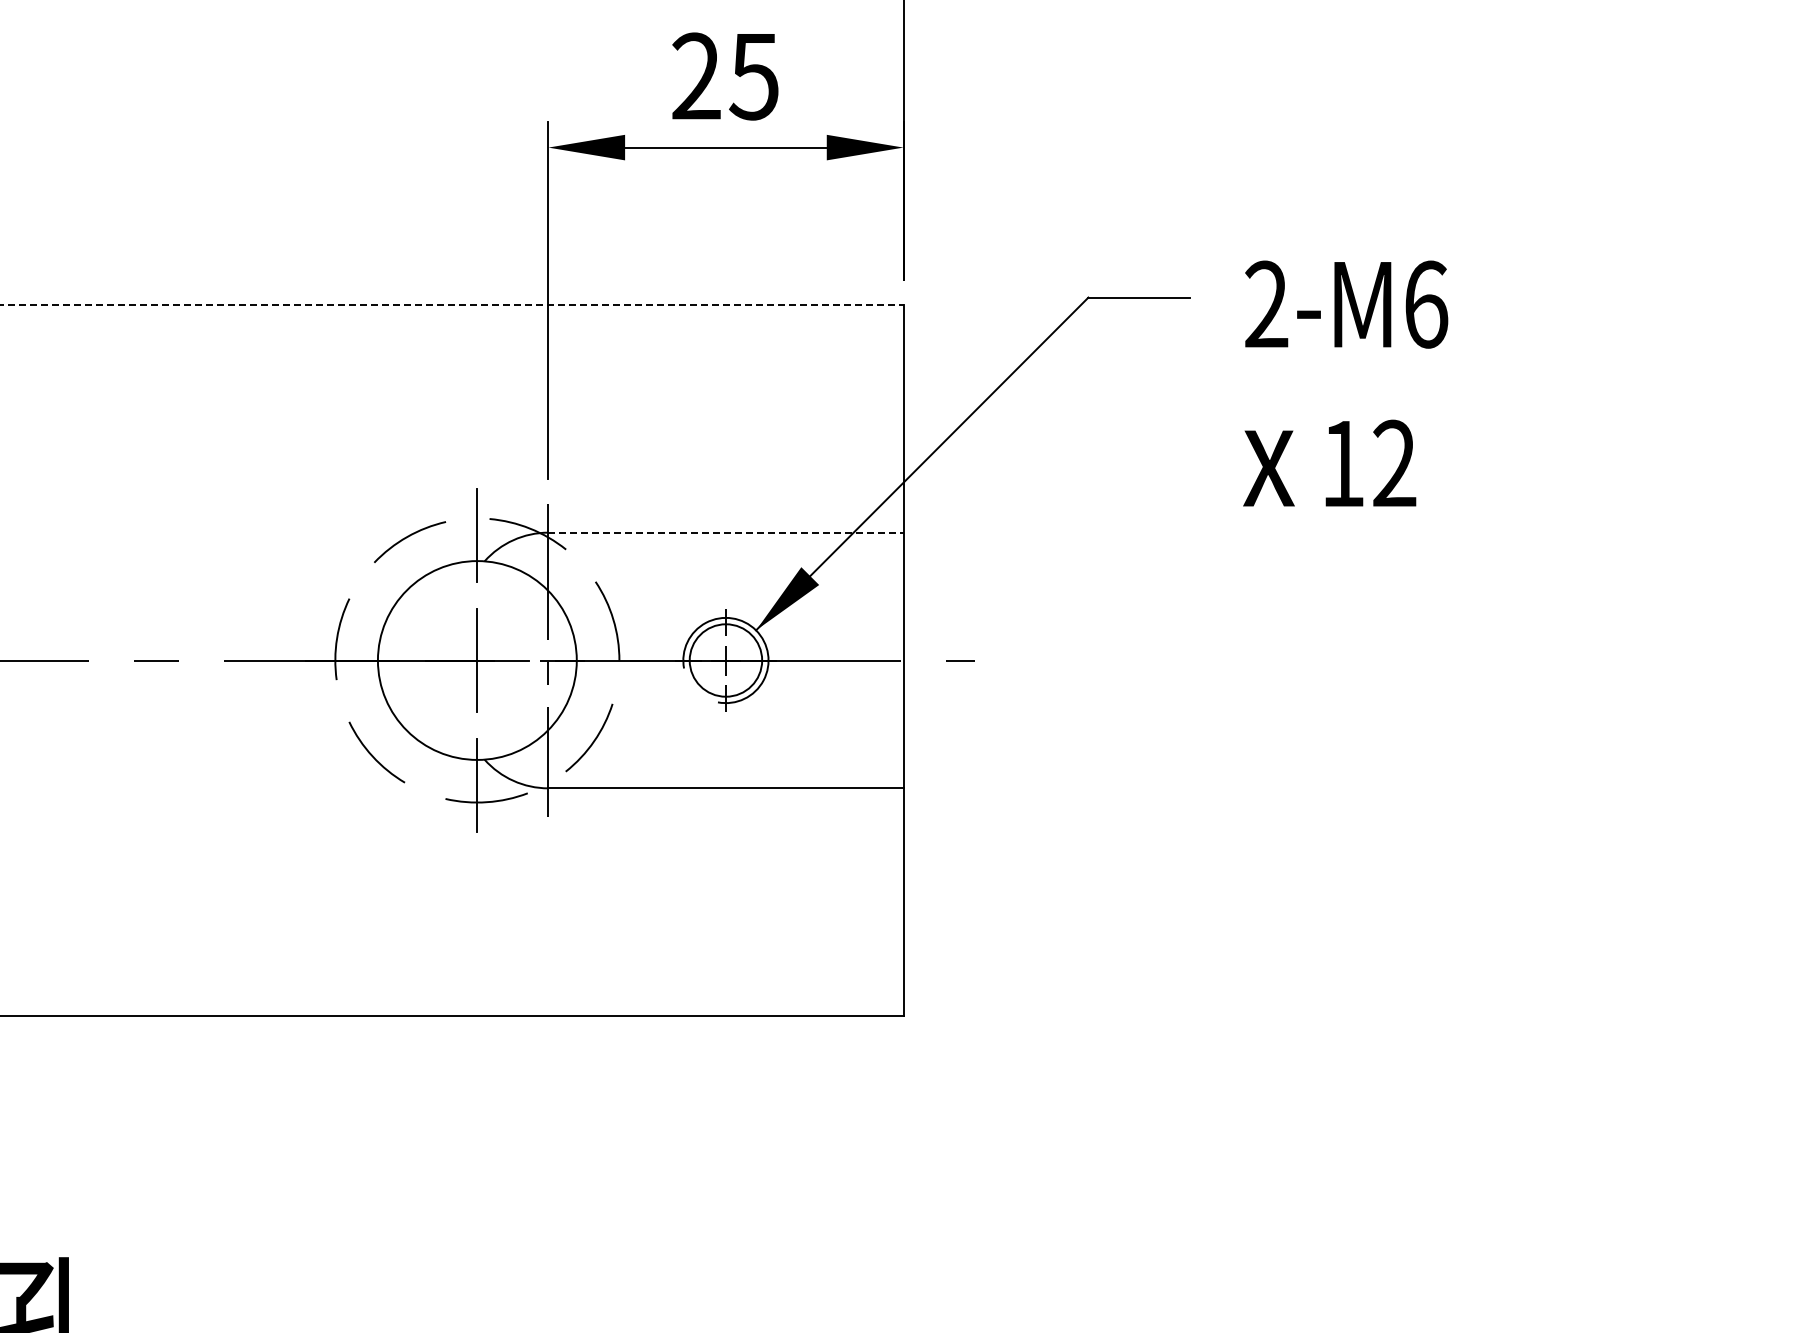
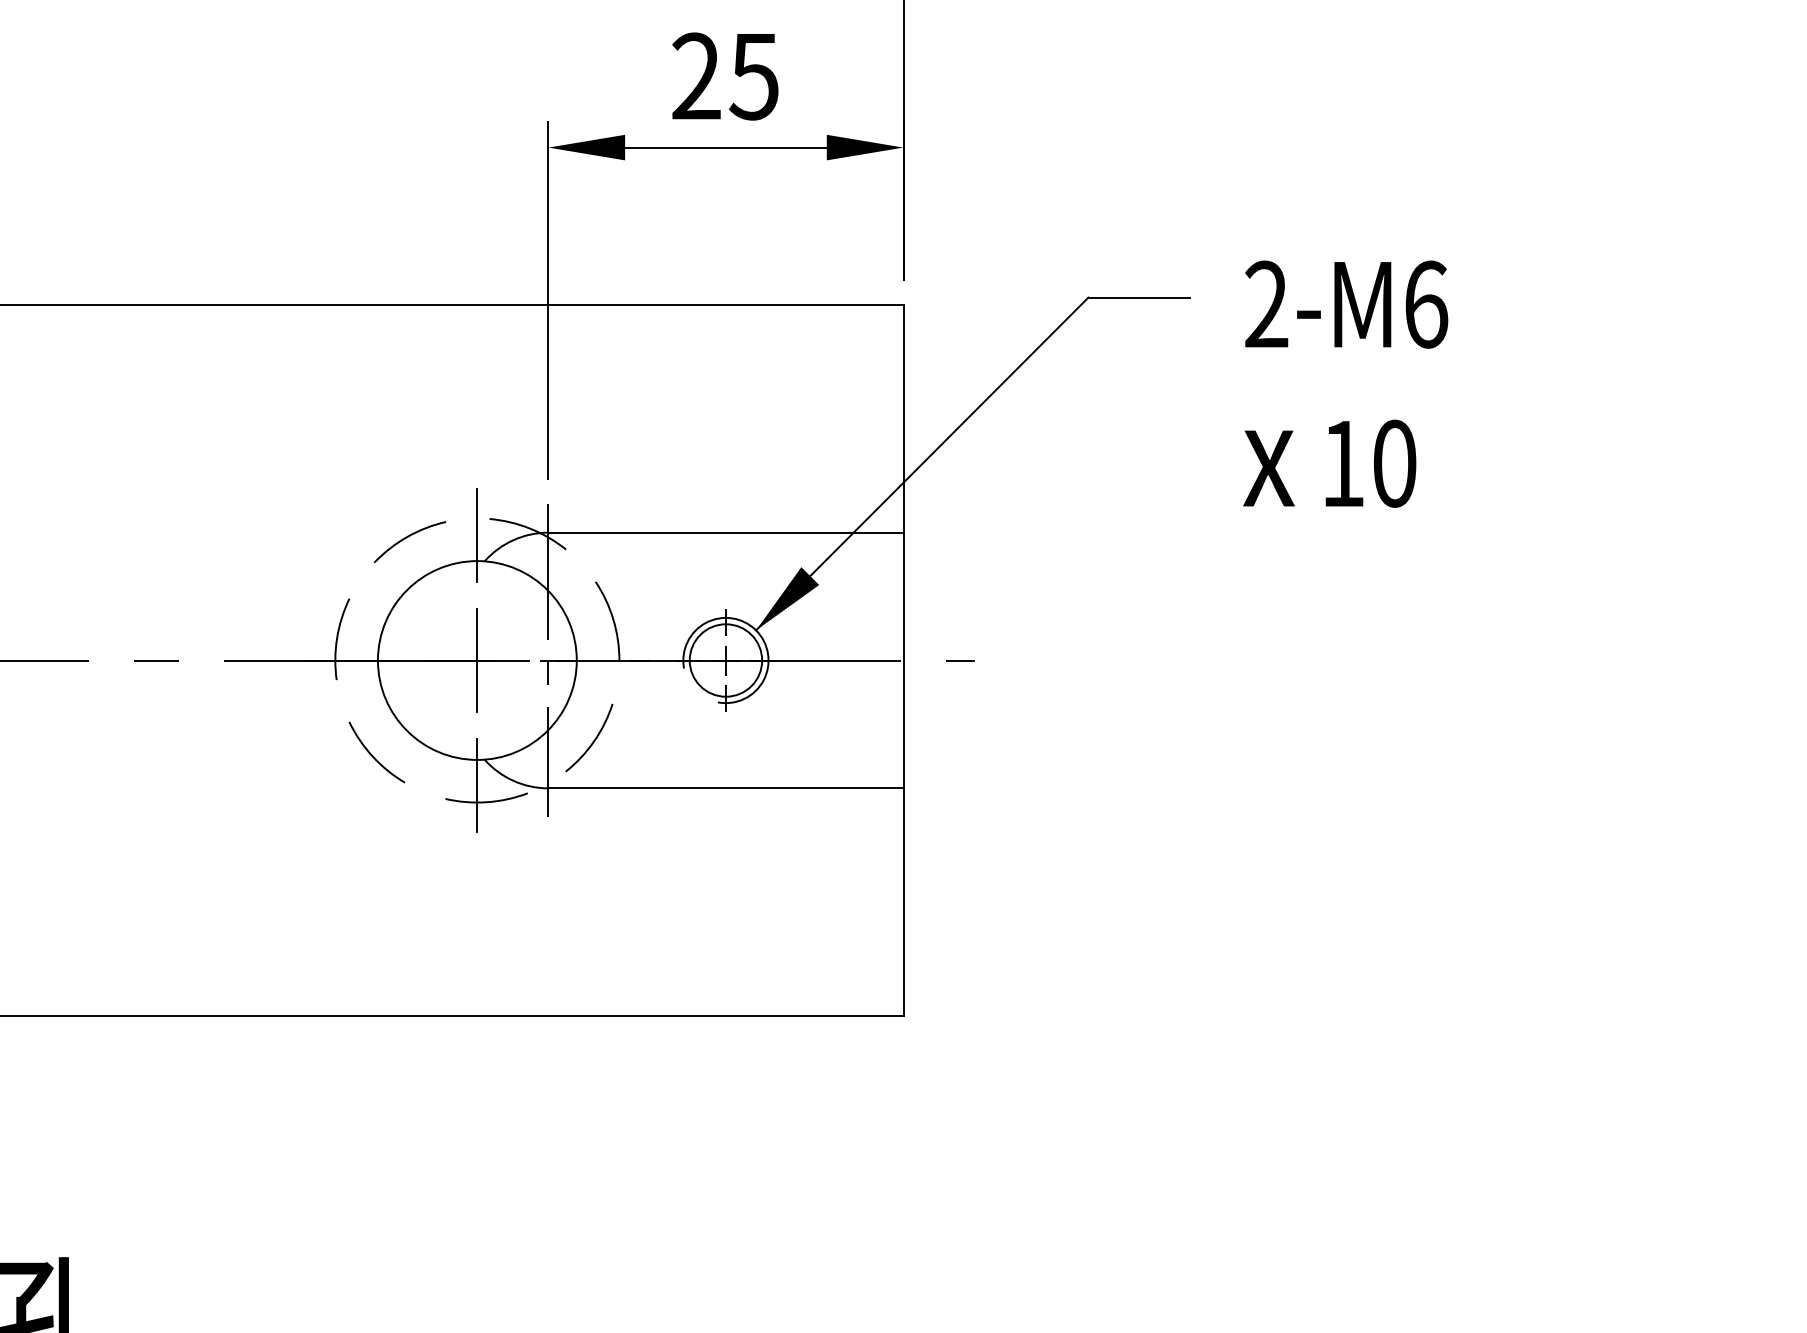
line: dashed -> solid (452, 305)
text: 12 -> 10 (1394, 463)
line: dashed -> solid (725, 532)
